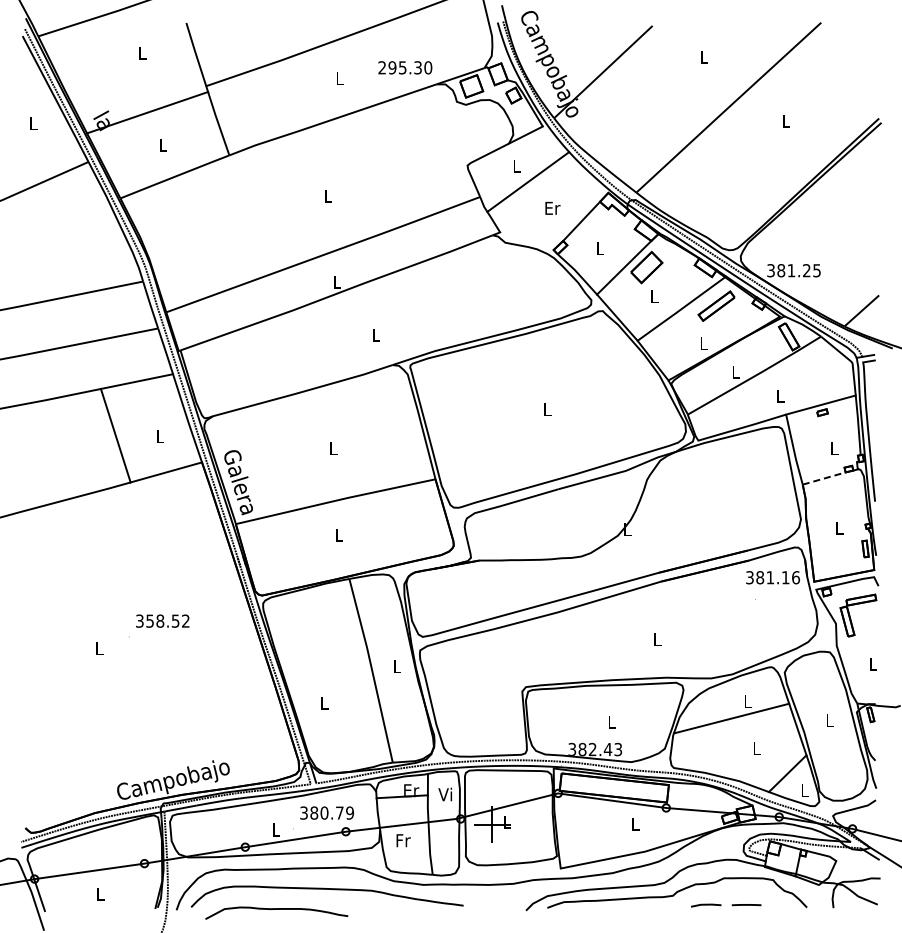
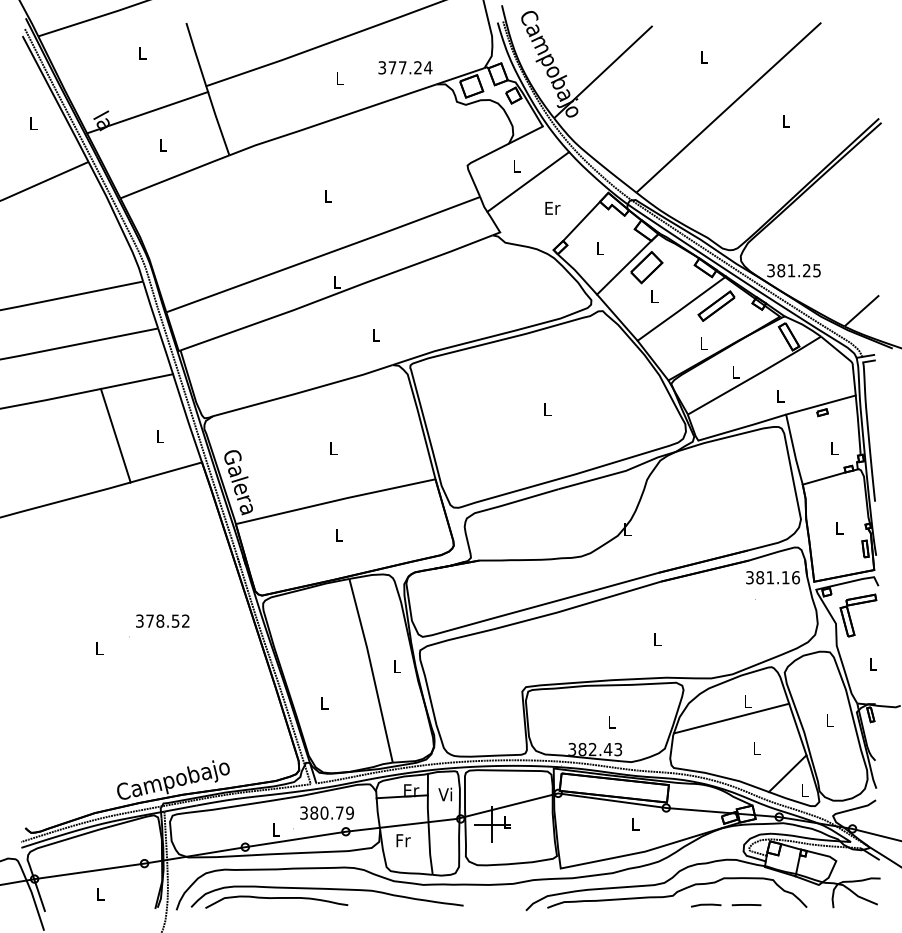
text: 295.30 -> 377.24 (405, 67)
line: dashed -> solid (824, 478)
text: 358.52 -> 378.52 (149, 620)
curve position: (276, 909) -> (276, 898) (276, 898)
